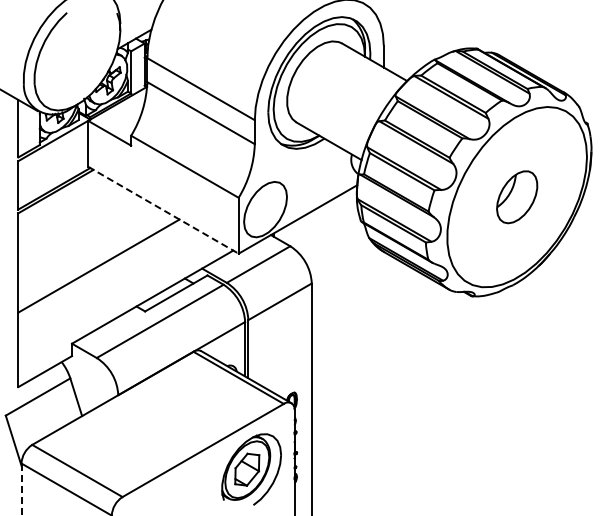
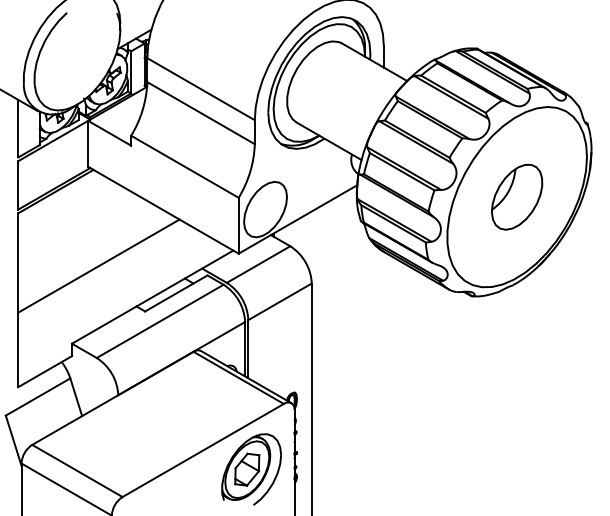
part size: 43x55 px -> 53x67 px (517, 197)
line: dashed -> solid (163, 210)
line: dashed -> solid (21, 489)
